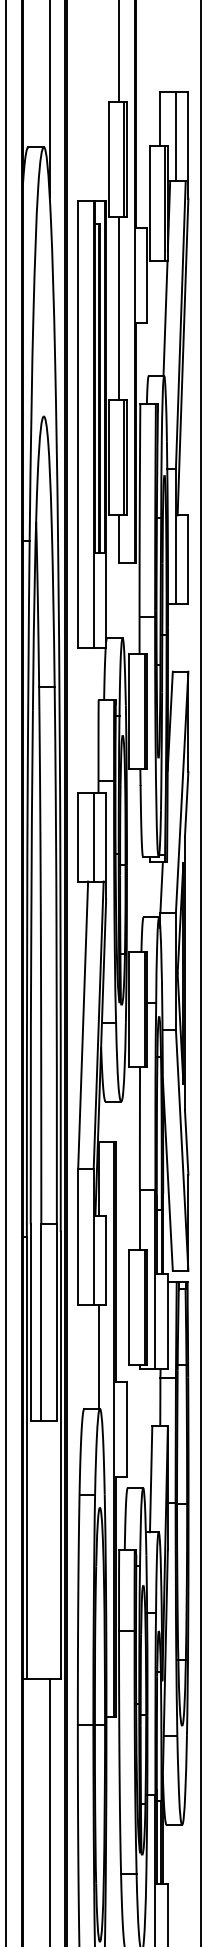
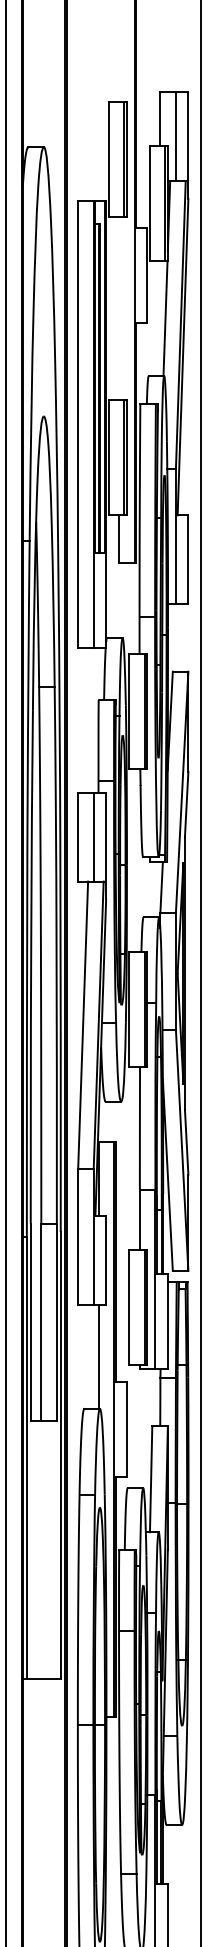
line: present -> none (119, 52)
line: present -> none (49, 100)
line: present -> none (119, 308)
line: present -> none (49, 1811)
